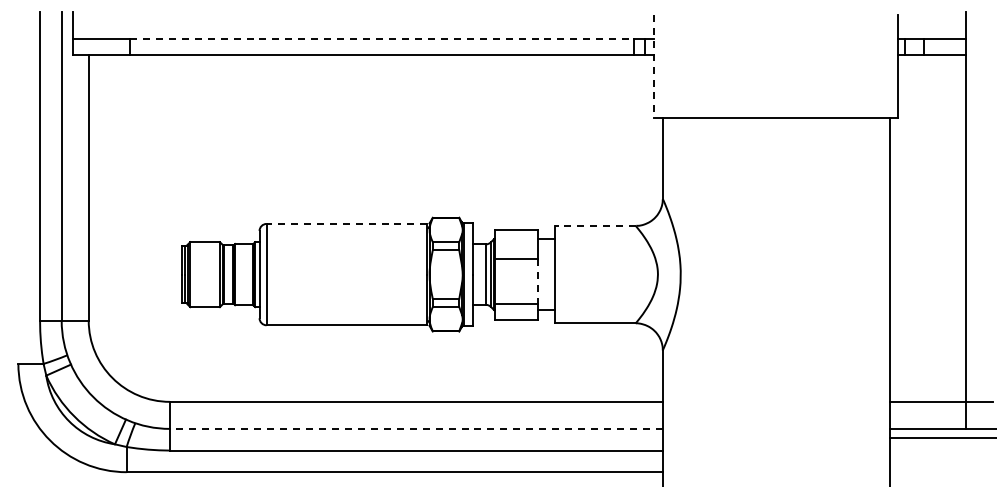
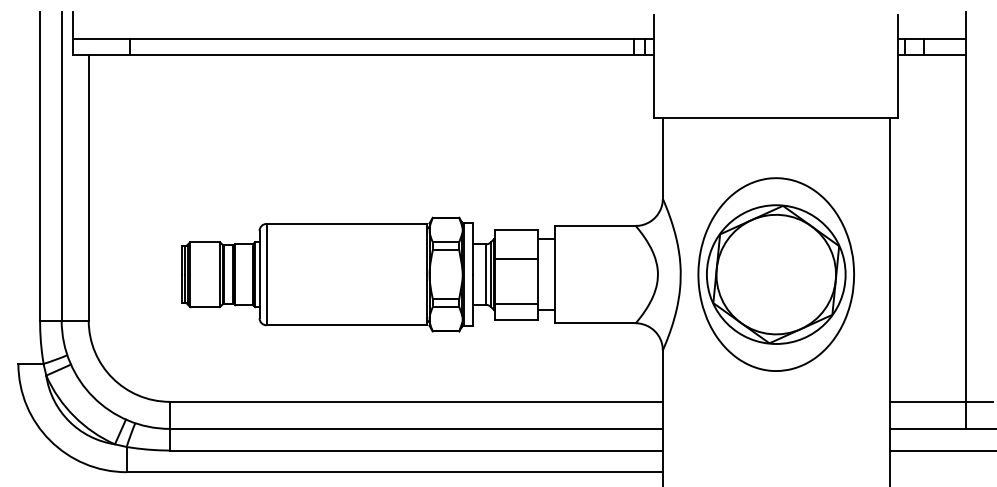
line: dashed -> solid (382, 39)
line: dashed -> solid (654, 66)
line: dashed -> solid (346, 223)
line: dashed -> solid (595, 225)
part: none -> present (775, 274)
line: dashed -> solid (538, 282)
line: dashed -> solid (415, 428)
line position: (941, 437) -> (941, 450) (941, 450)
